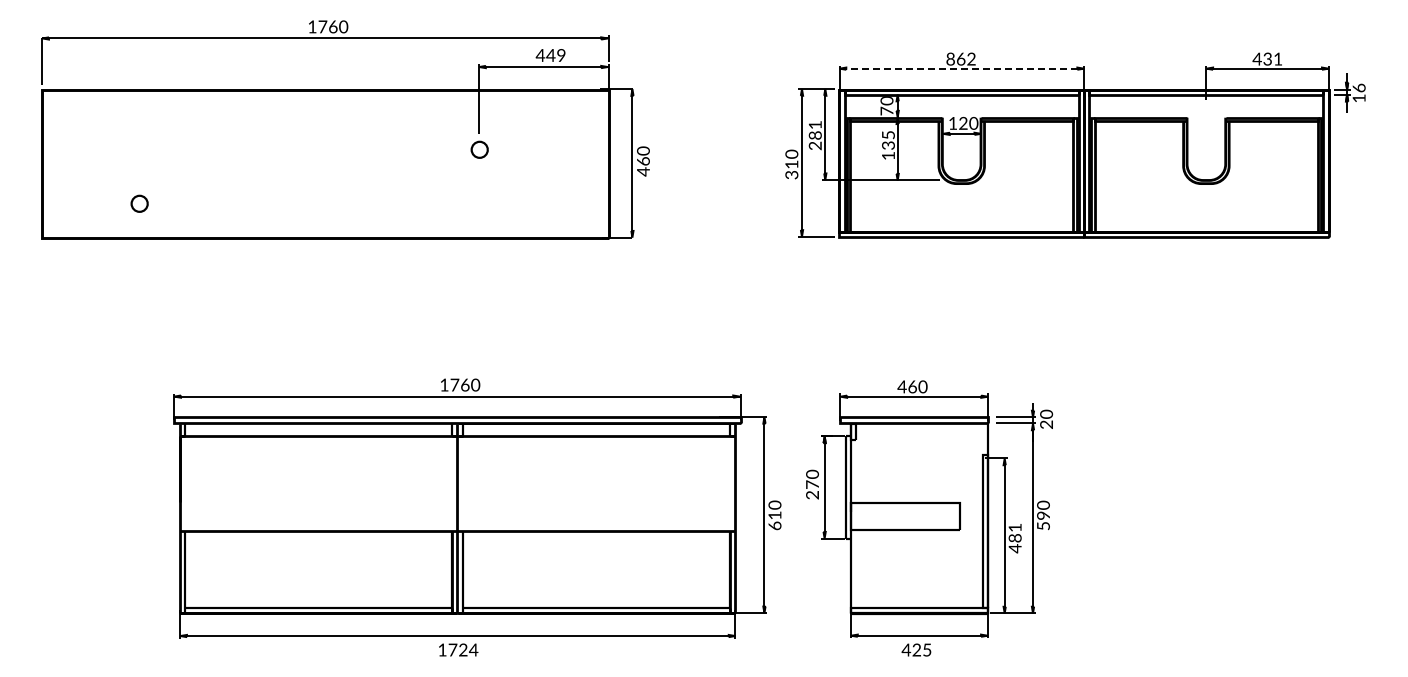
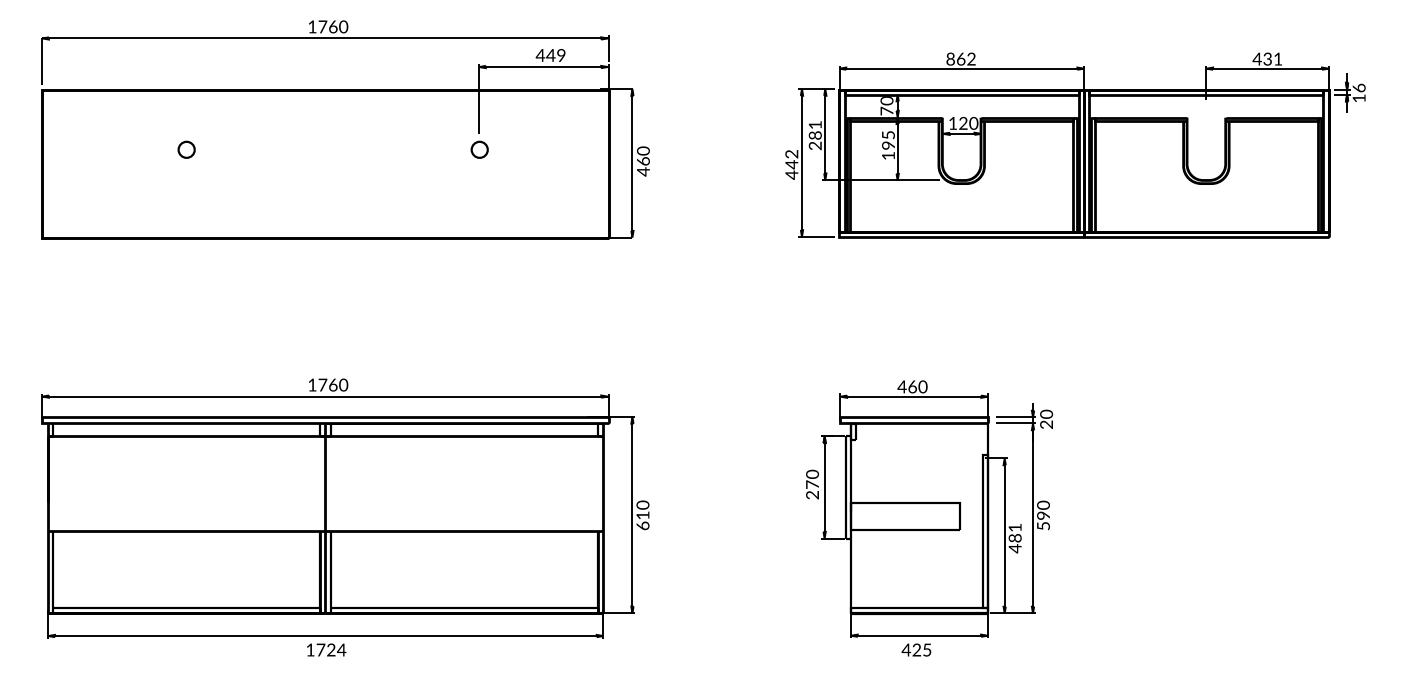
line: dashed -> solid (962, 68)
text: 135 -> 195 (888, 145)
text: 310 -> 442 (791, 164)
part position: (139, 203) -> (186, 149) (186, 149)
part position: (477, 517) -> (345, 517) (345, 517)
